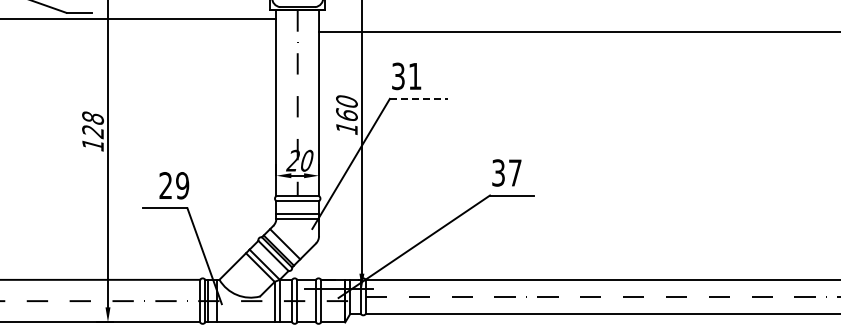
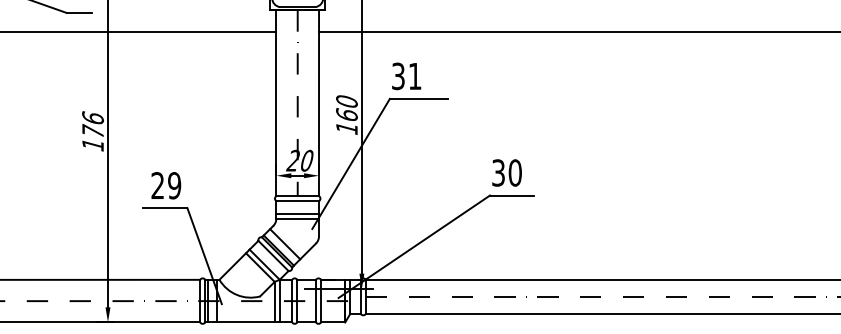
line position: (139, 18) -> (139, 31) (139, 31)
line: dashed -> solid (418, 98)
text: 128 -> 176 (92, 125)
text: 37 -> 30 (514, 172)
text position: (174, 185) -> (166, 185) (166, 185)
